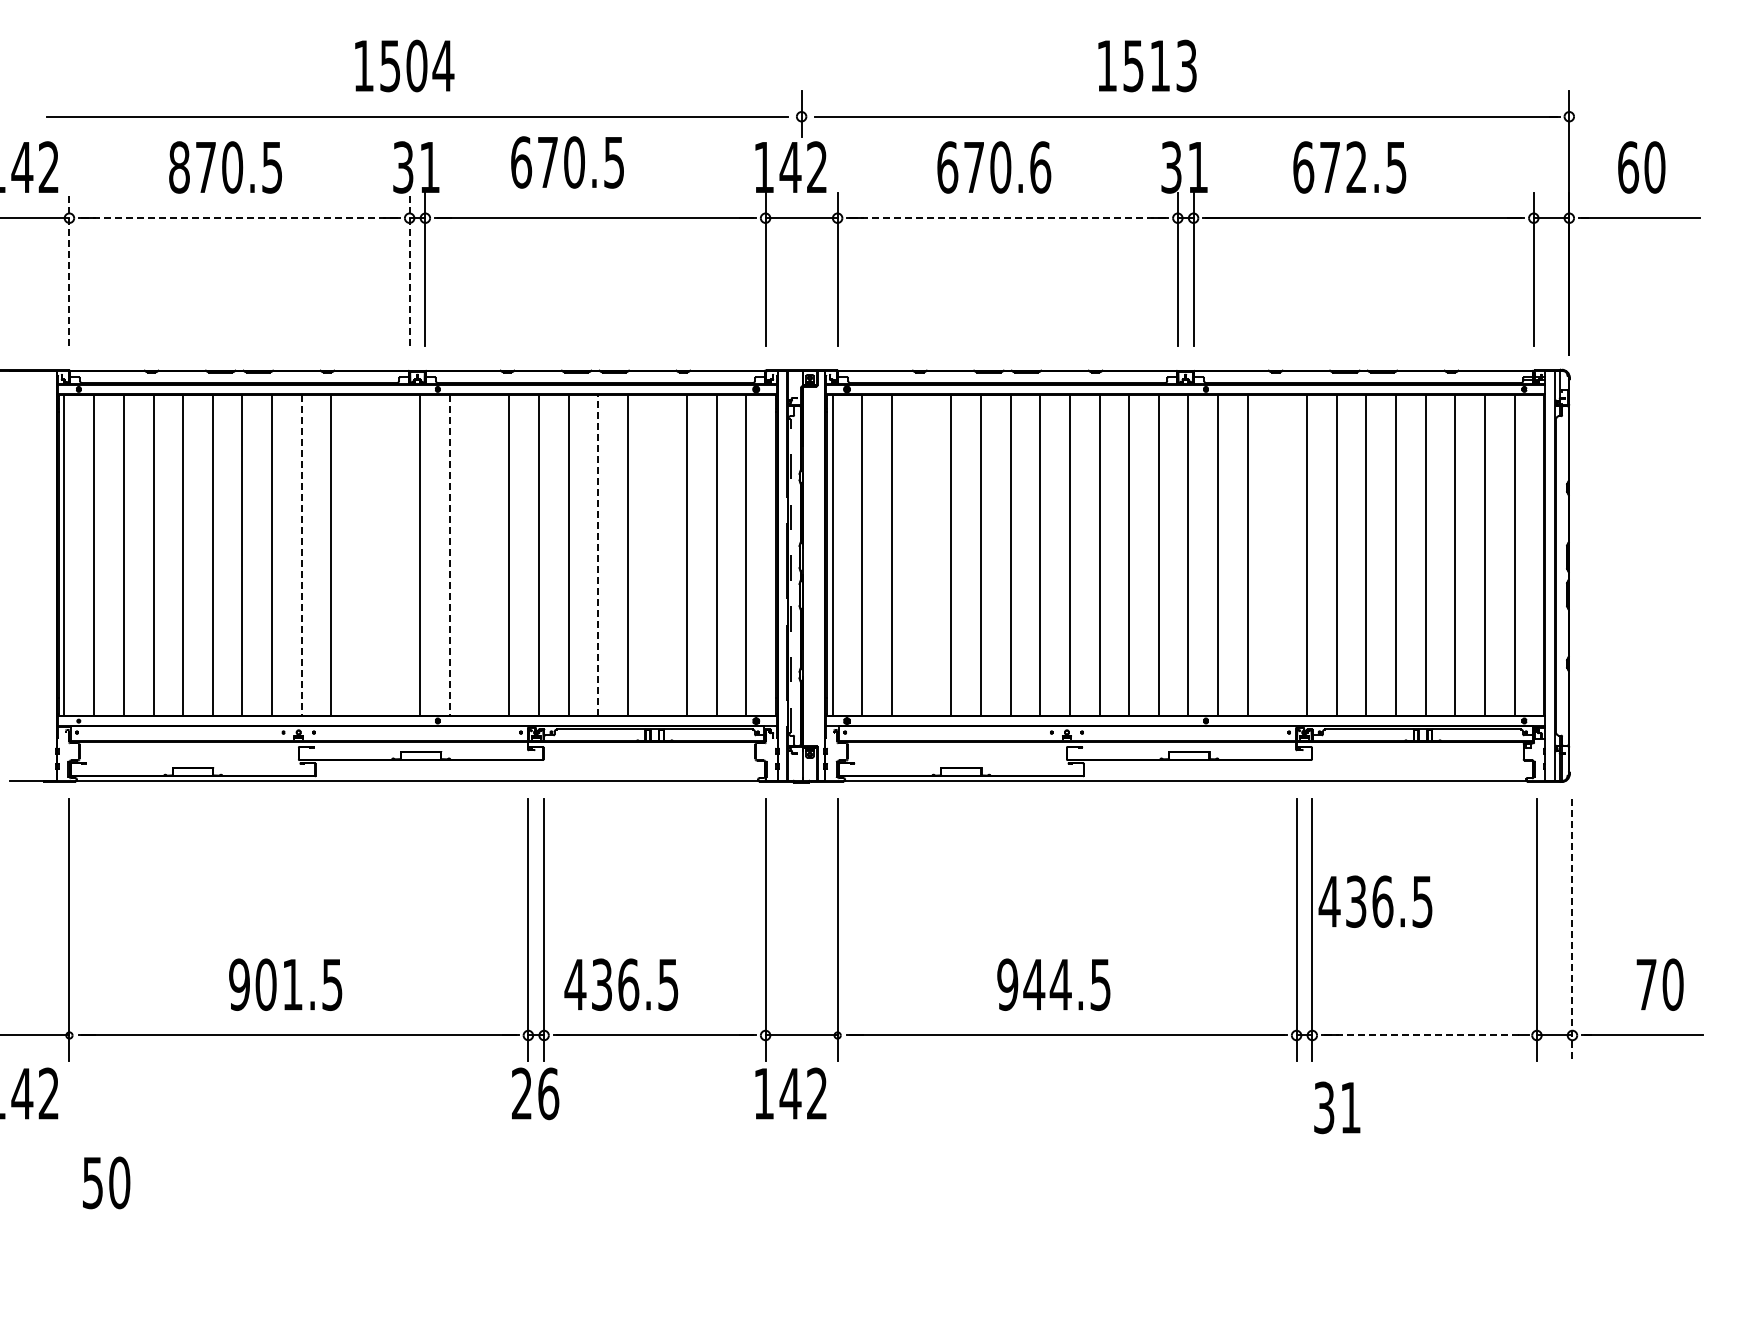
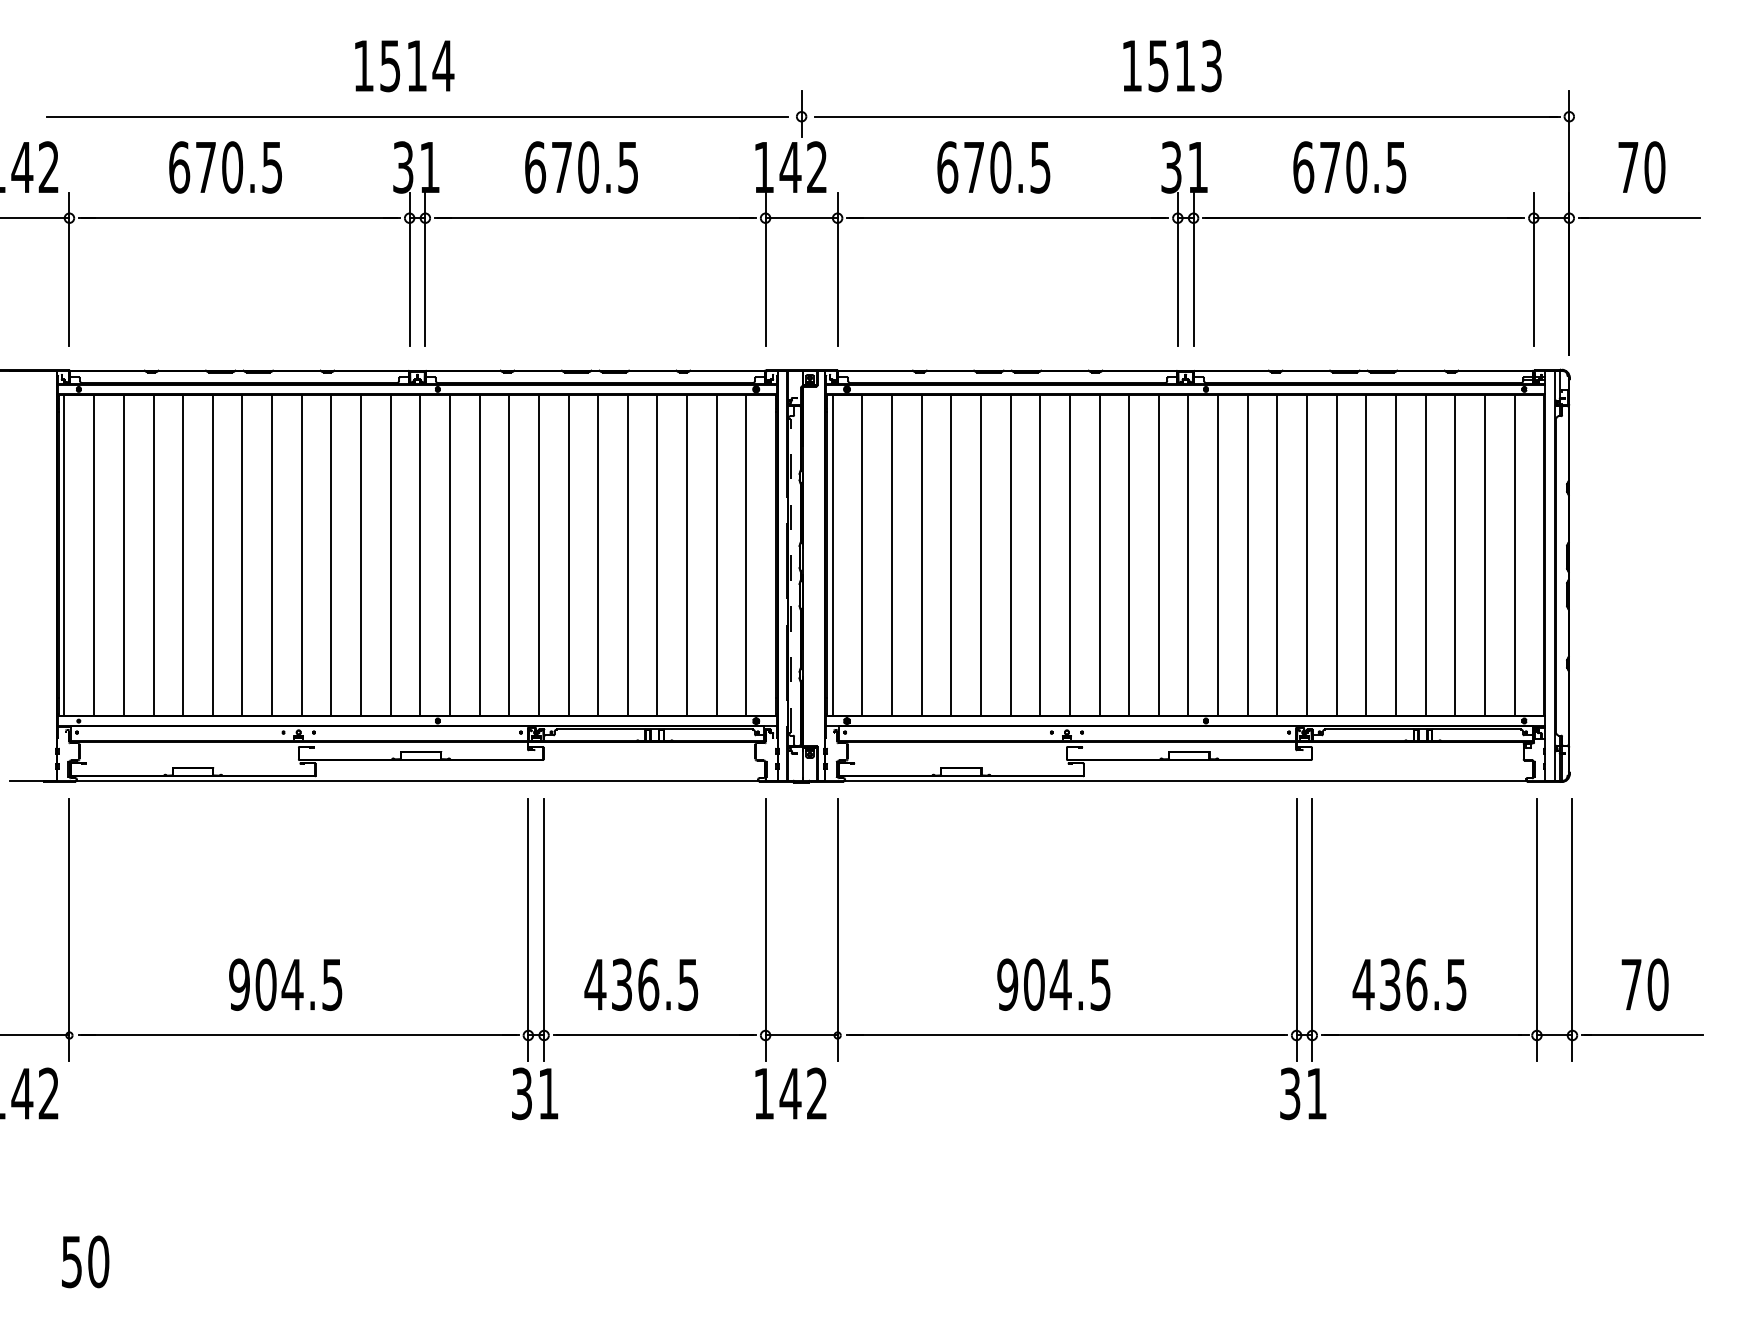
text: 1504 -> 1514 (416, 65)
text position: (1147, 65) -> (1172, 65) (1172, 65)
text position: (567, 162) -> (581, 167) (581, 167)
text: 870.5 -> 670.5 (179, 167)
text: 670.6 -> 670.5 (1040, 167)
text: 672.5 -> 670.5 (1356, 167)
text: 60 -> 70 (1628, 167)
line: dashed -> solid (240, 218)
line: dashed -> solid (1008, 218)
line: dashed -> solid (69, 269)
line: dashed -> solid (409, 269)
line: none -> present (361, 554)
line: none -> present (390, 554)
line: none -> present (479, 554)
line: none -> present (657, 554)
line: none -> present (921, 554)
line: none -> present (1277, 554)
line: dashed -> solid (301, 555)
line: dashed -> solid (449, 555)
line: dashed -> solid (598, 555)
text position: (1375, 901) -> (1409, 984) (1409, 984)
line: dashed -> solid (1572, 929)
text: 901.5 -> 904.5 (292, 984)
text position: (621, 984) -> (641, 984) (641, 984)
text: 944.5 -> 904.5 (1034, 984)
text position: (1659, 984) -> (1644, 984) (1644, 984)
line: dashed -> solid (1423, 1035)
text: 26 -> 31 (535, 1093)
text position: (1337, 1107) -> (1303, 1093) (1303, 1093)
text position: (106, 1182) -> (85, 1261) (85, 1261)
